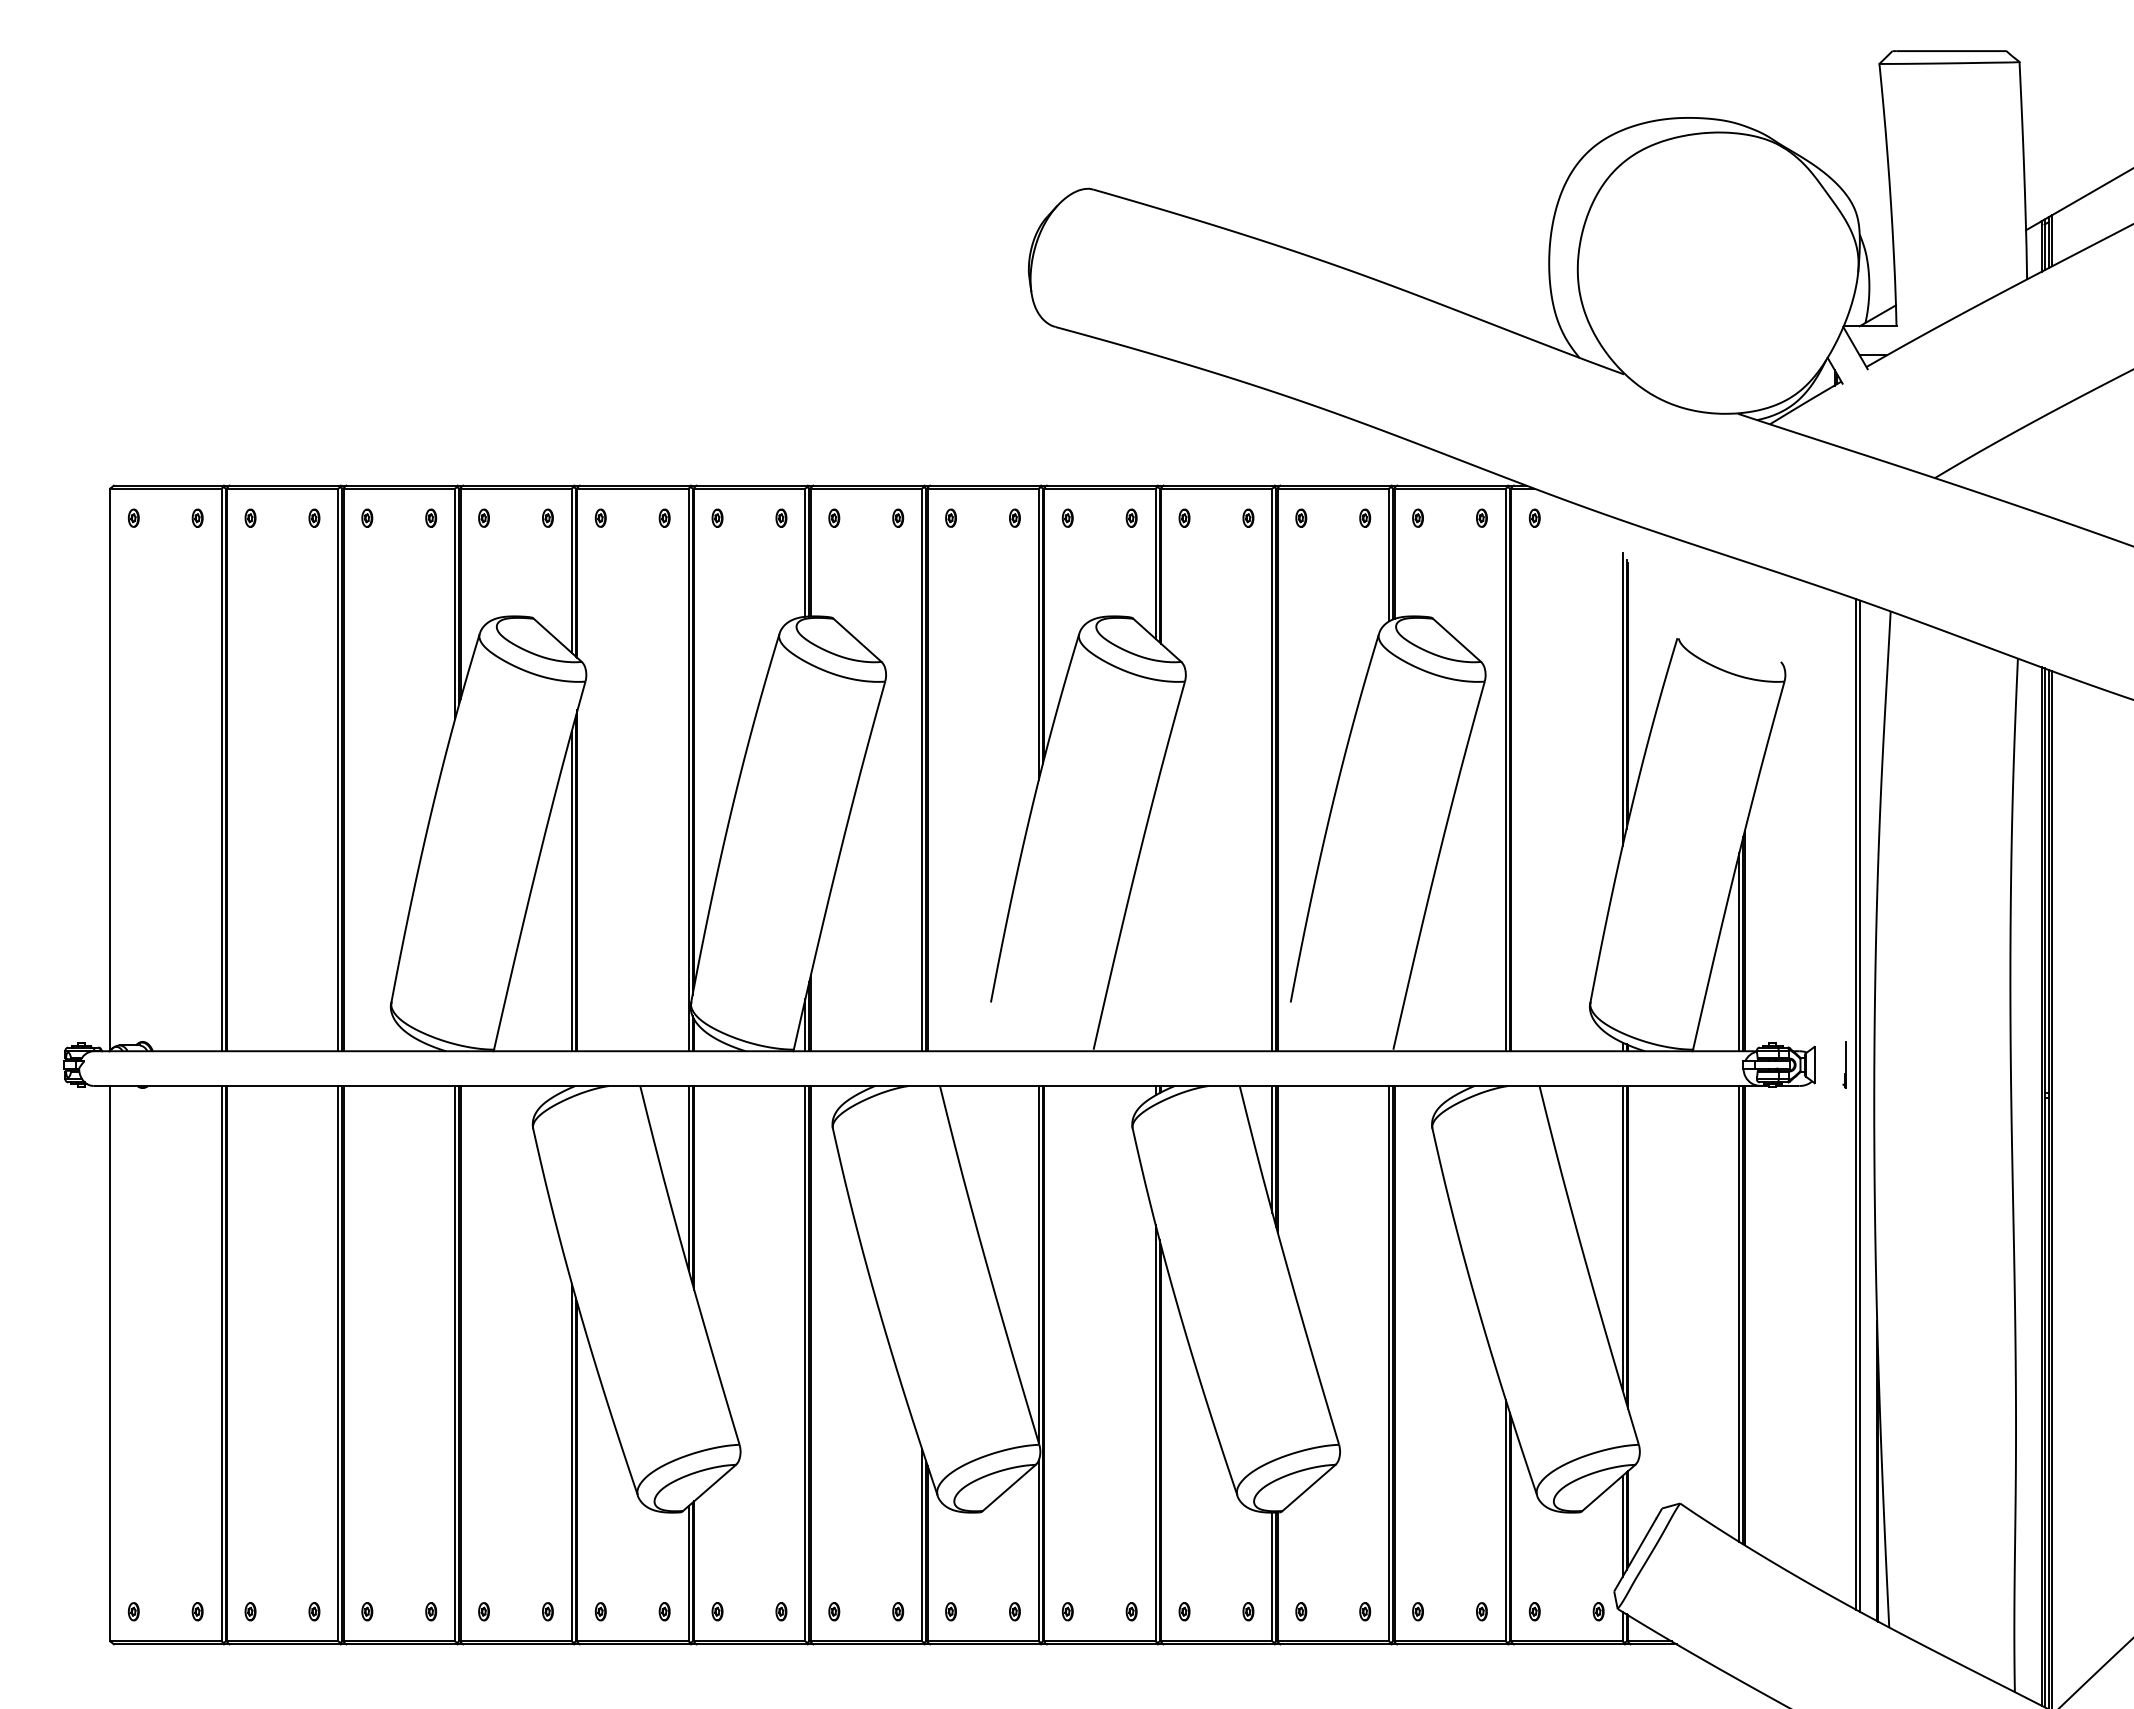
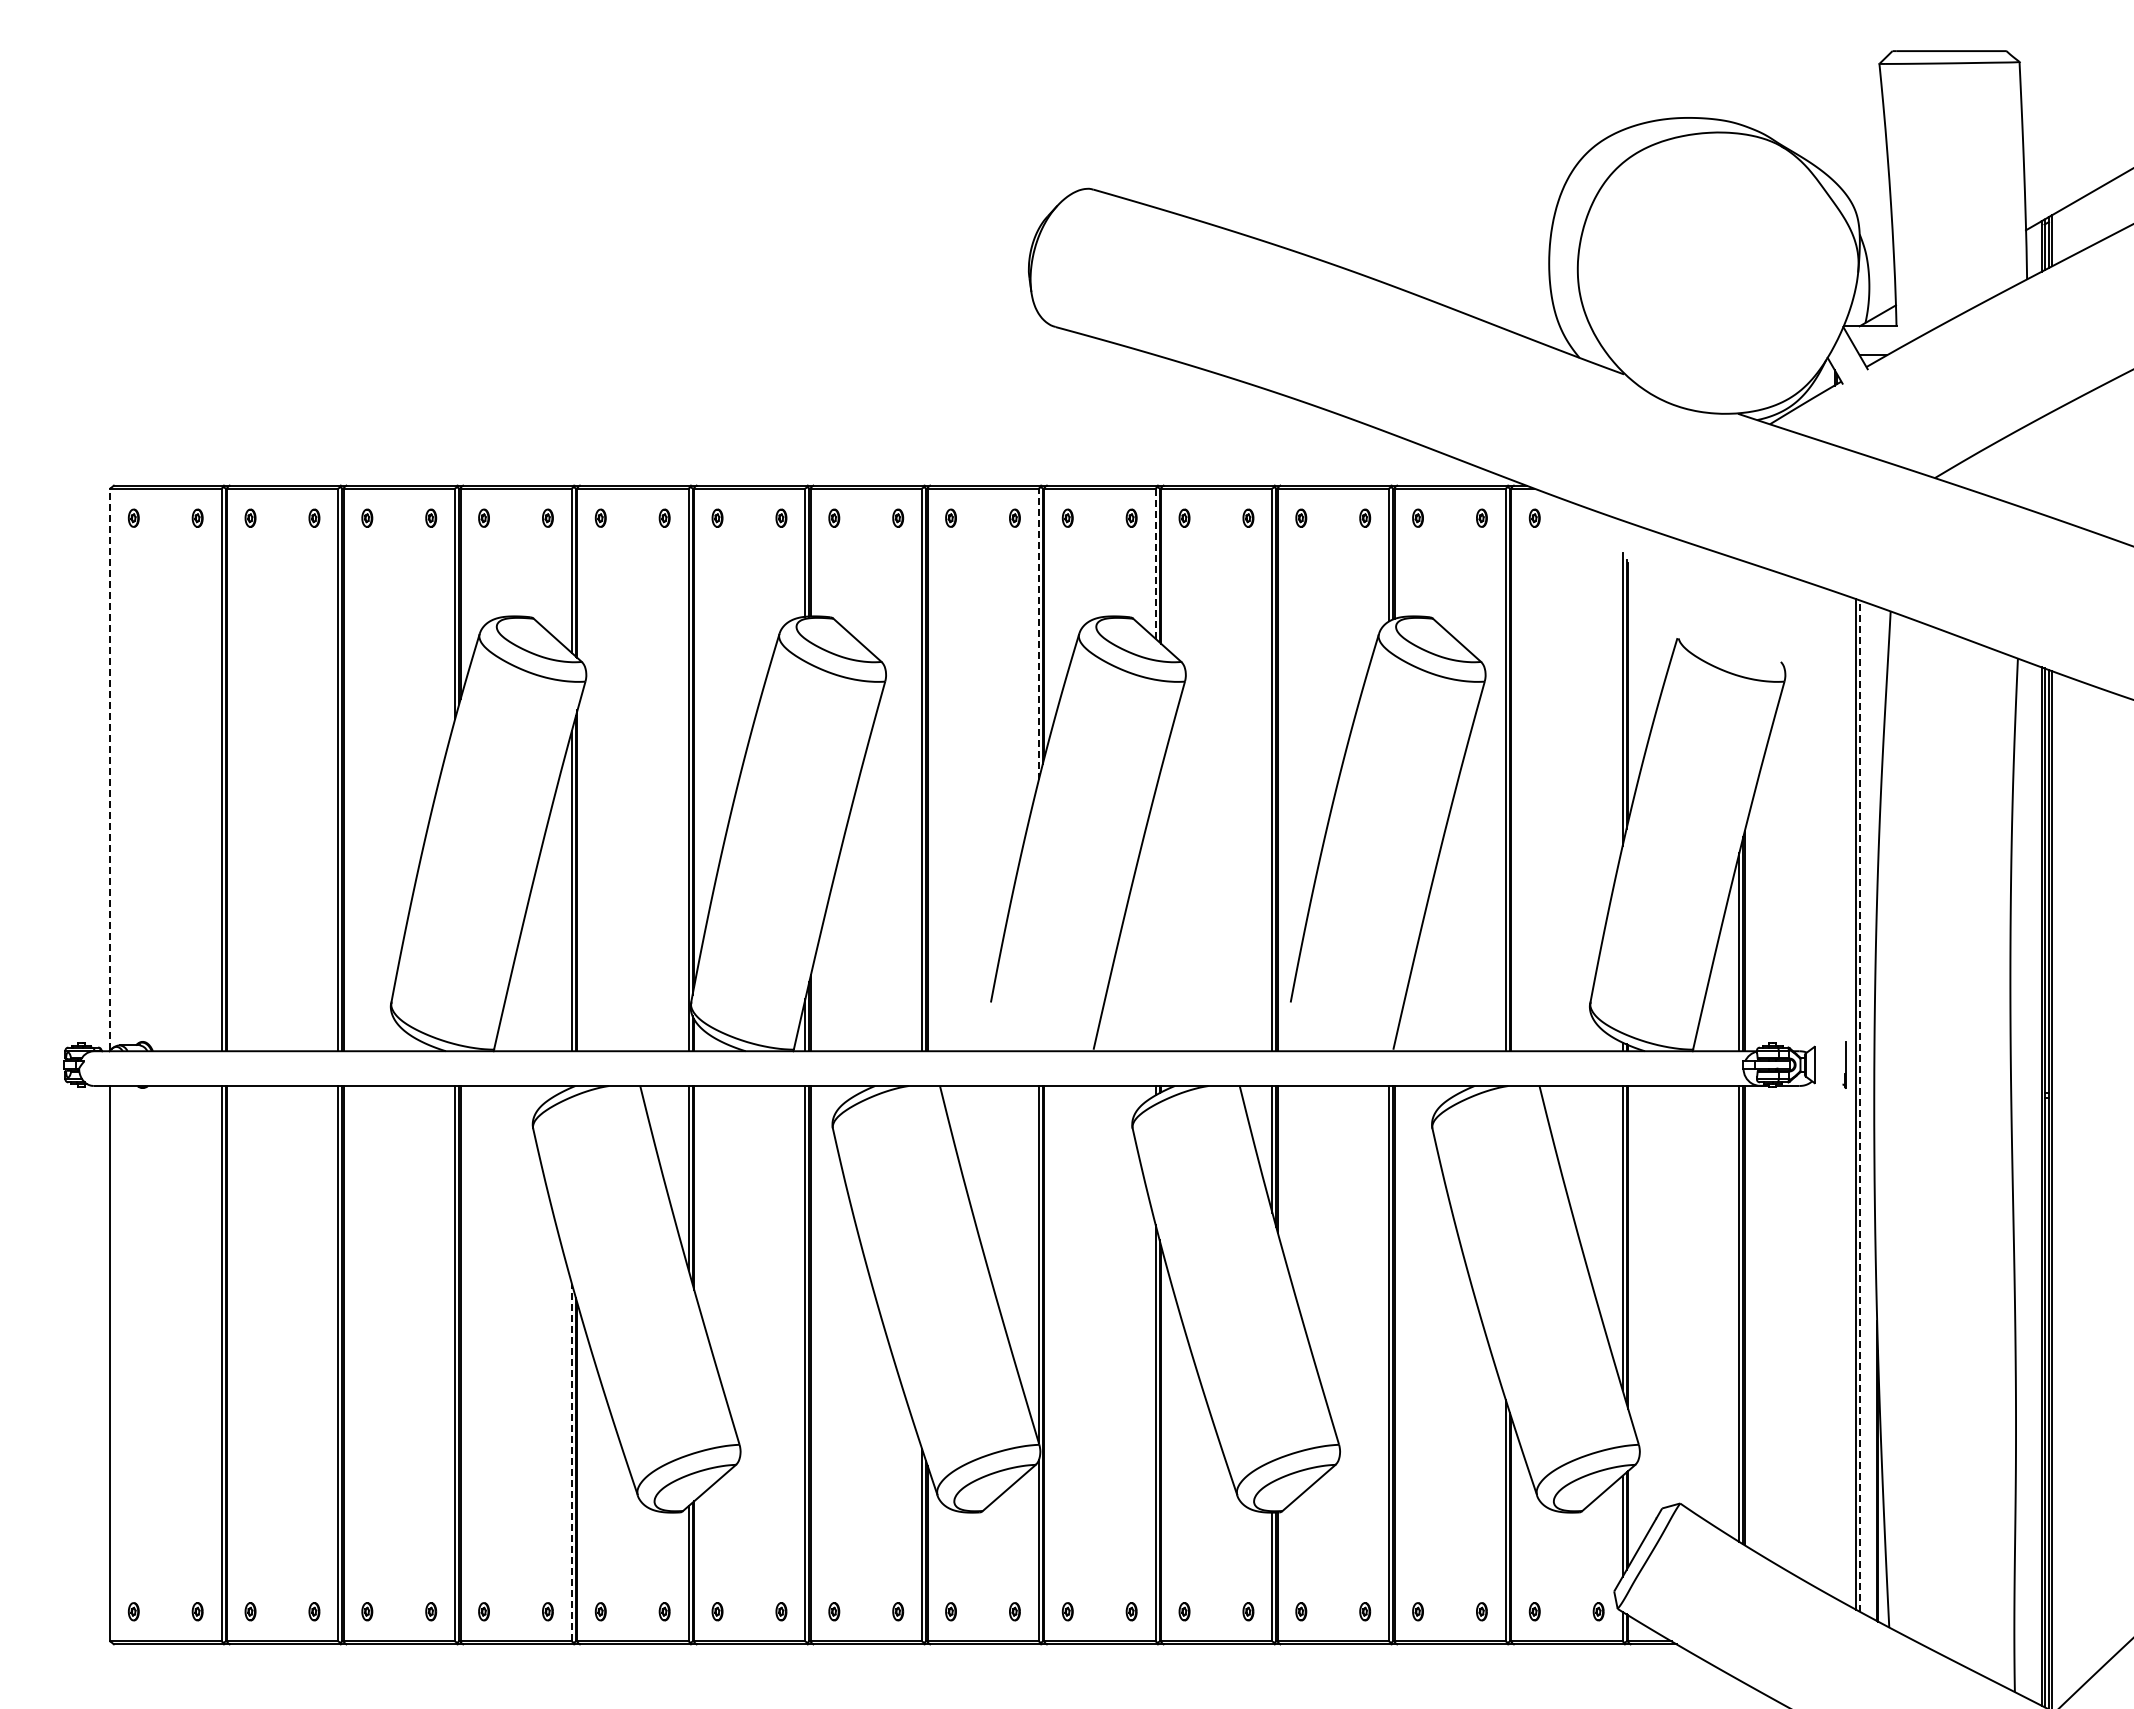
line: solid -> dashed (1155, 563)
line: solid -> dashed (1038, 634)
line: solid -> dashed (110, 769)
line: solid -> dashed (1860, 1106)
line: solid -> dashed (571, 1462)
